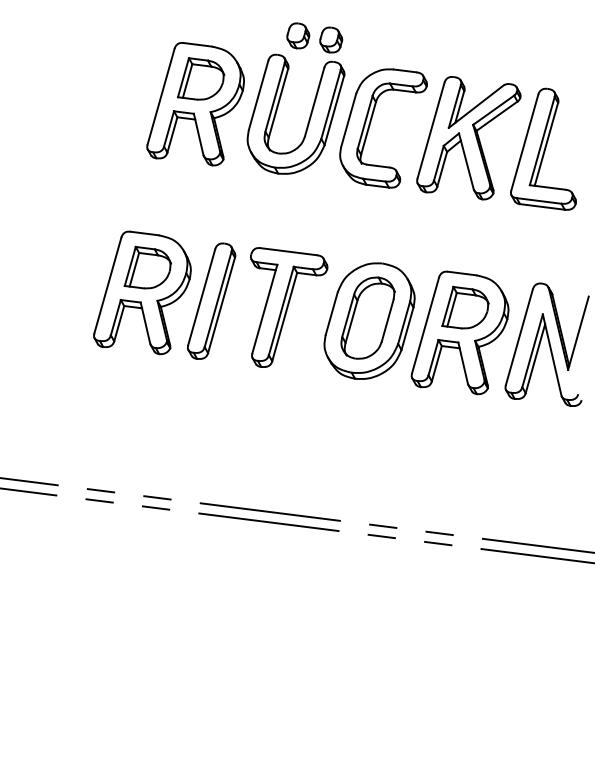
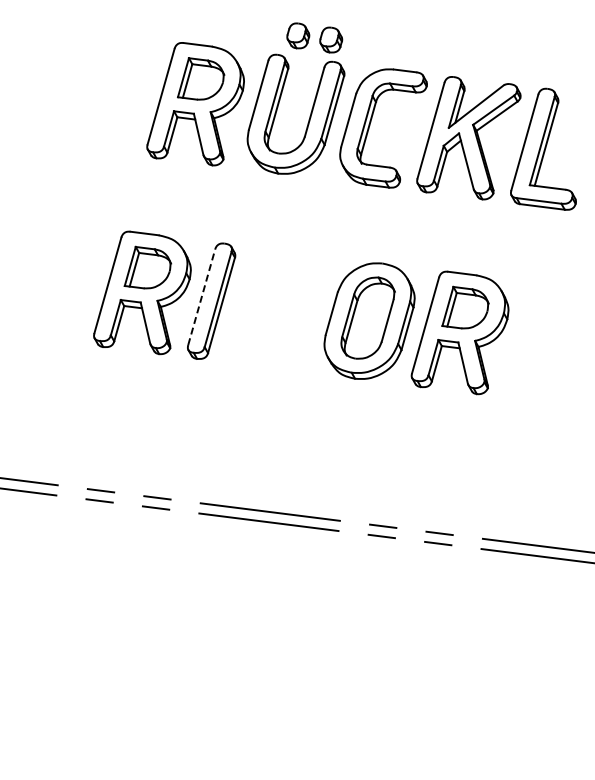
line: solid -> dashed (201, 297)
part: present -> none (289, 307)
part: present -> none (546, 344)
